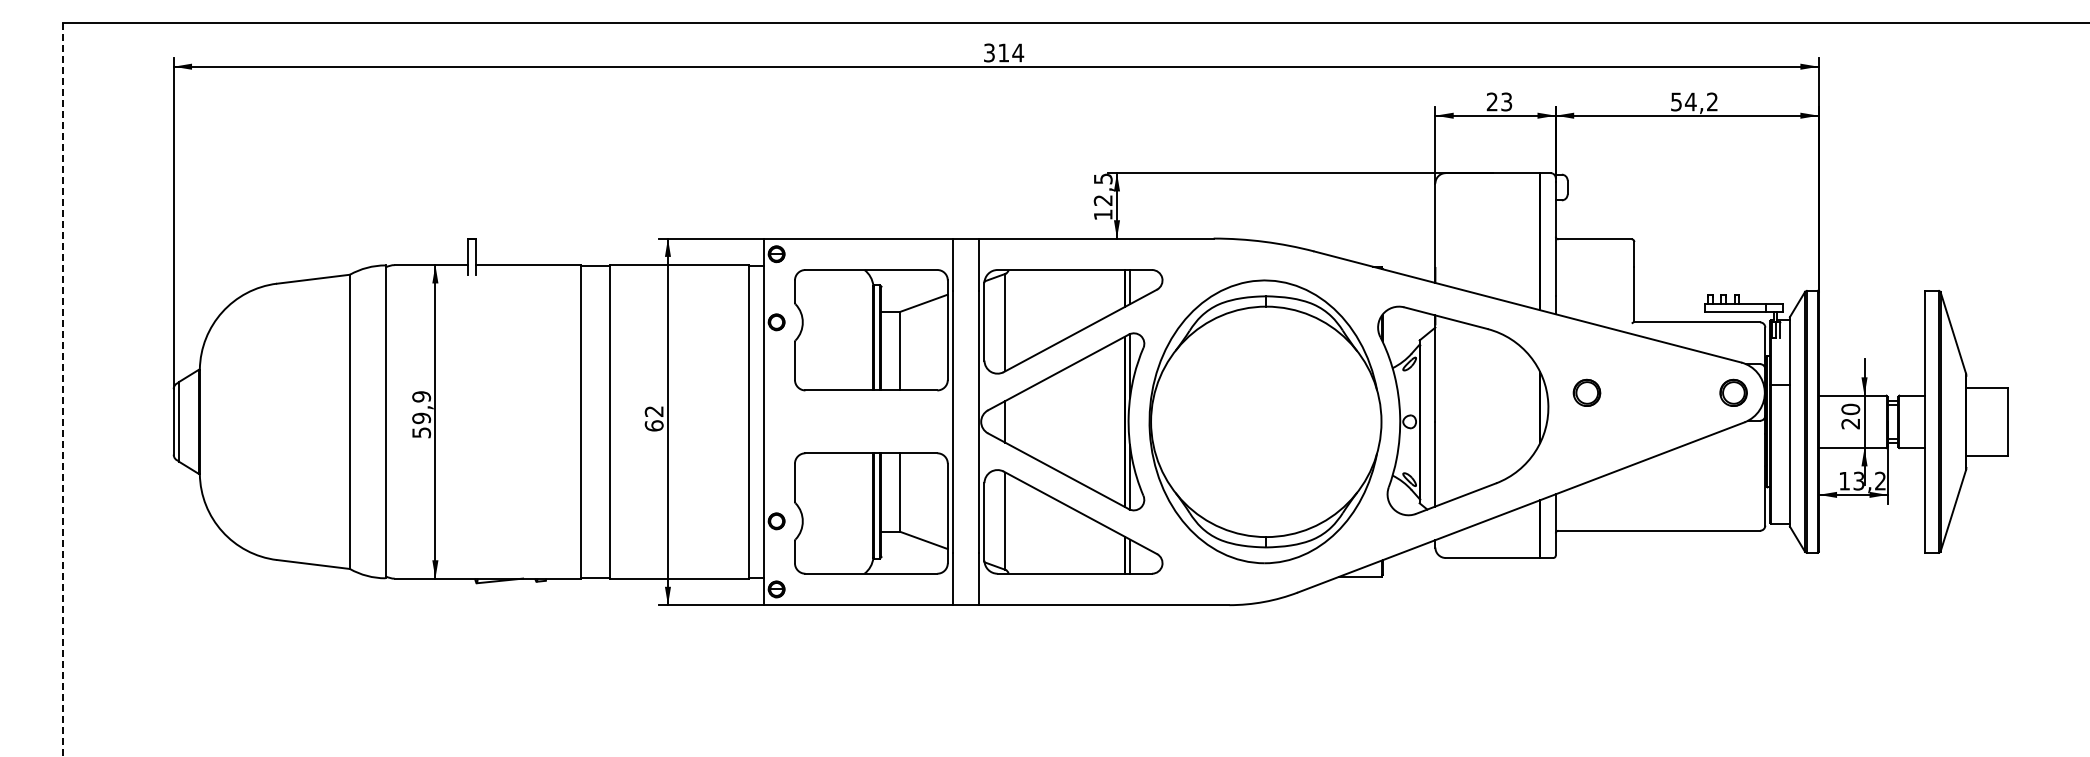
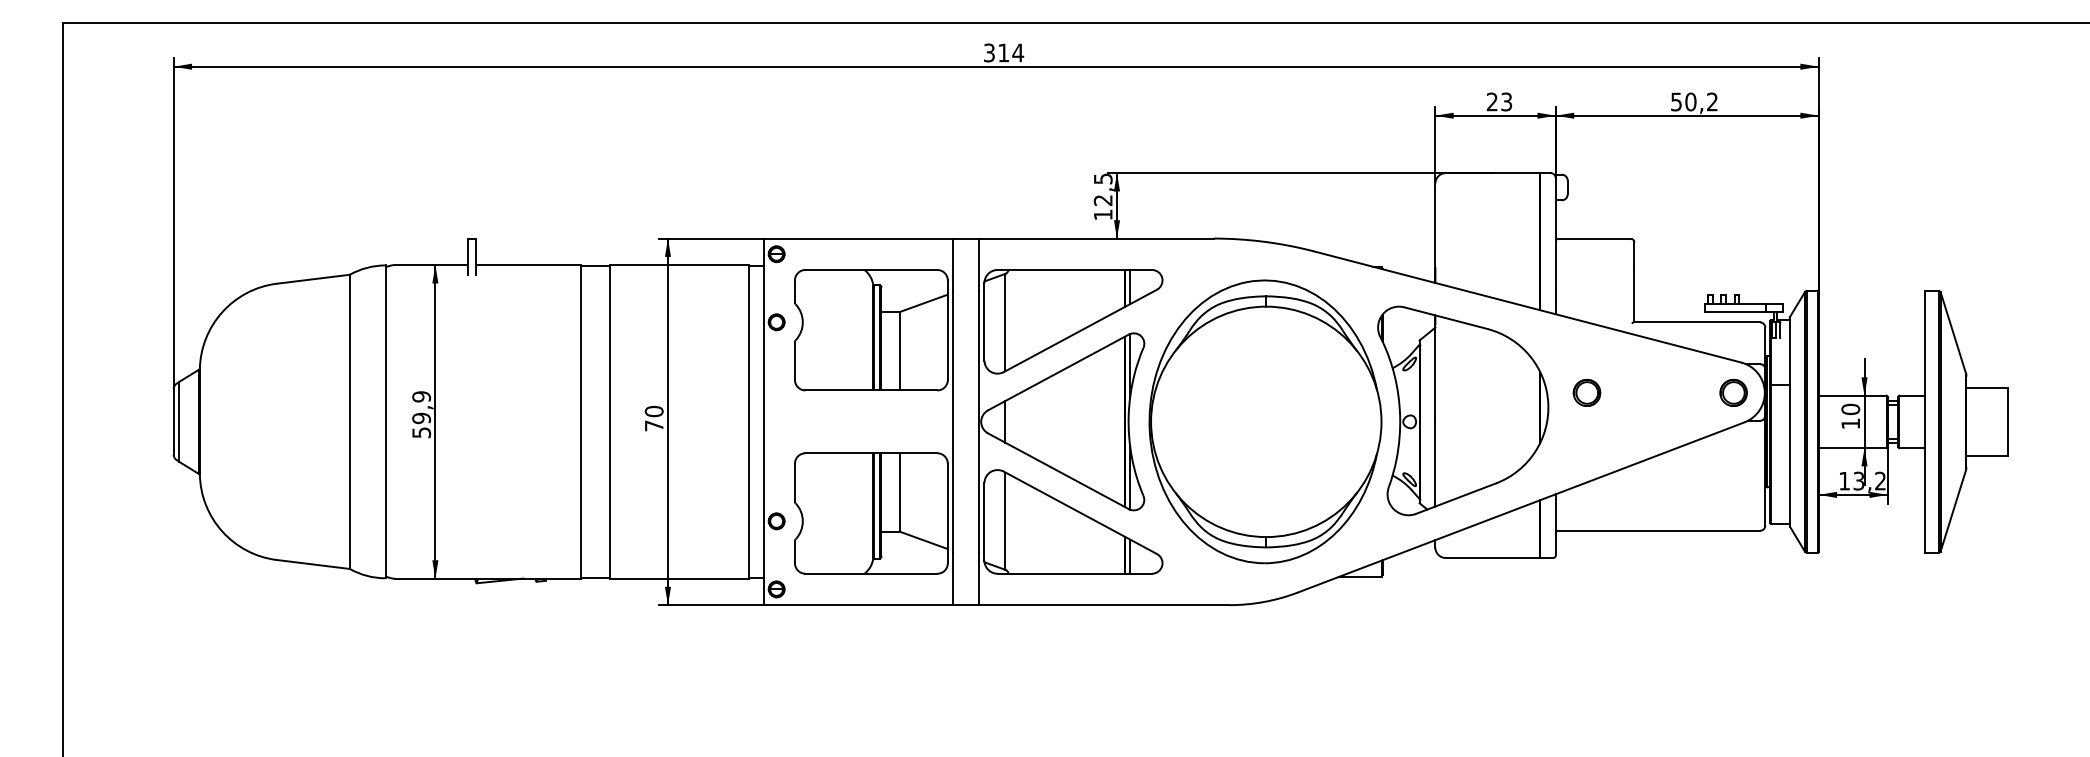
text: 54,2 -> 50,2 (1690, 101)
line: dashed -> solid (62, 389)
text: 62 -> 70 (653, 418)
text: 20 -> 10 (1850, 423)
